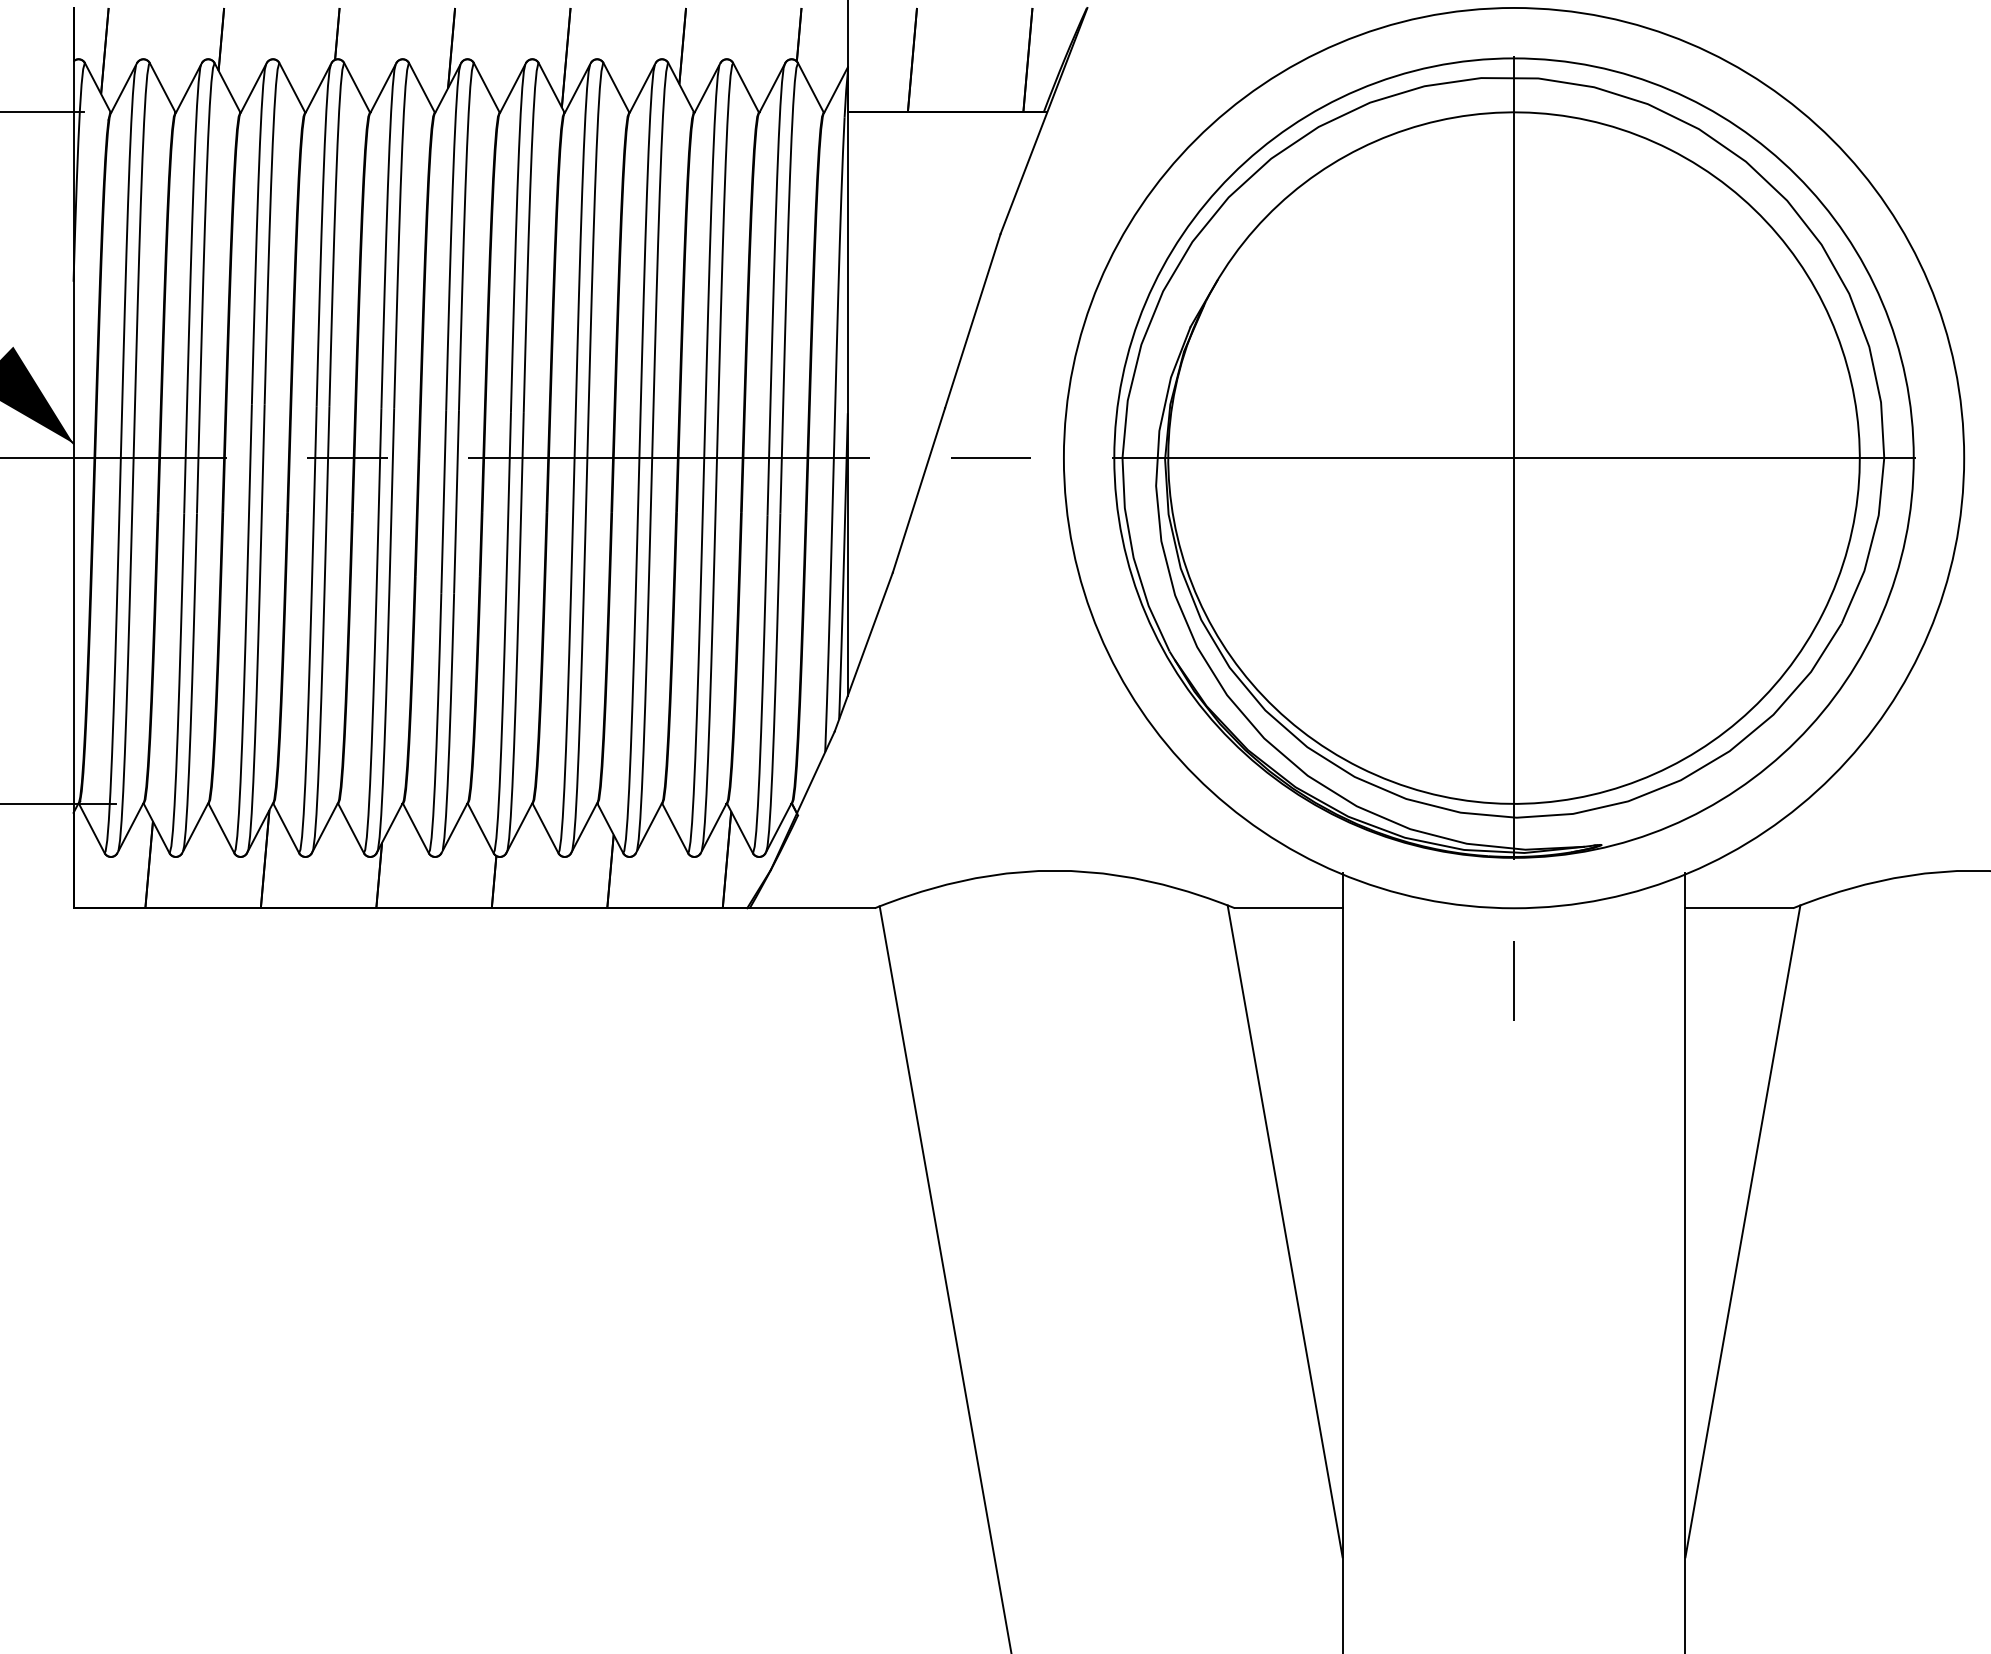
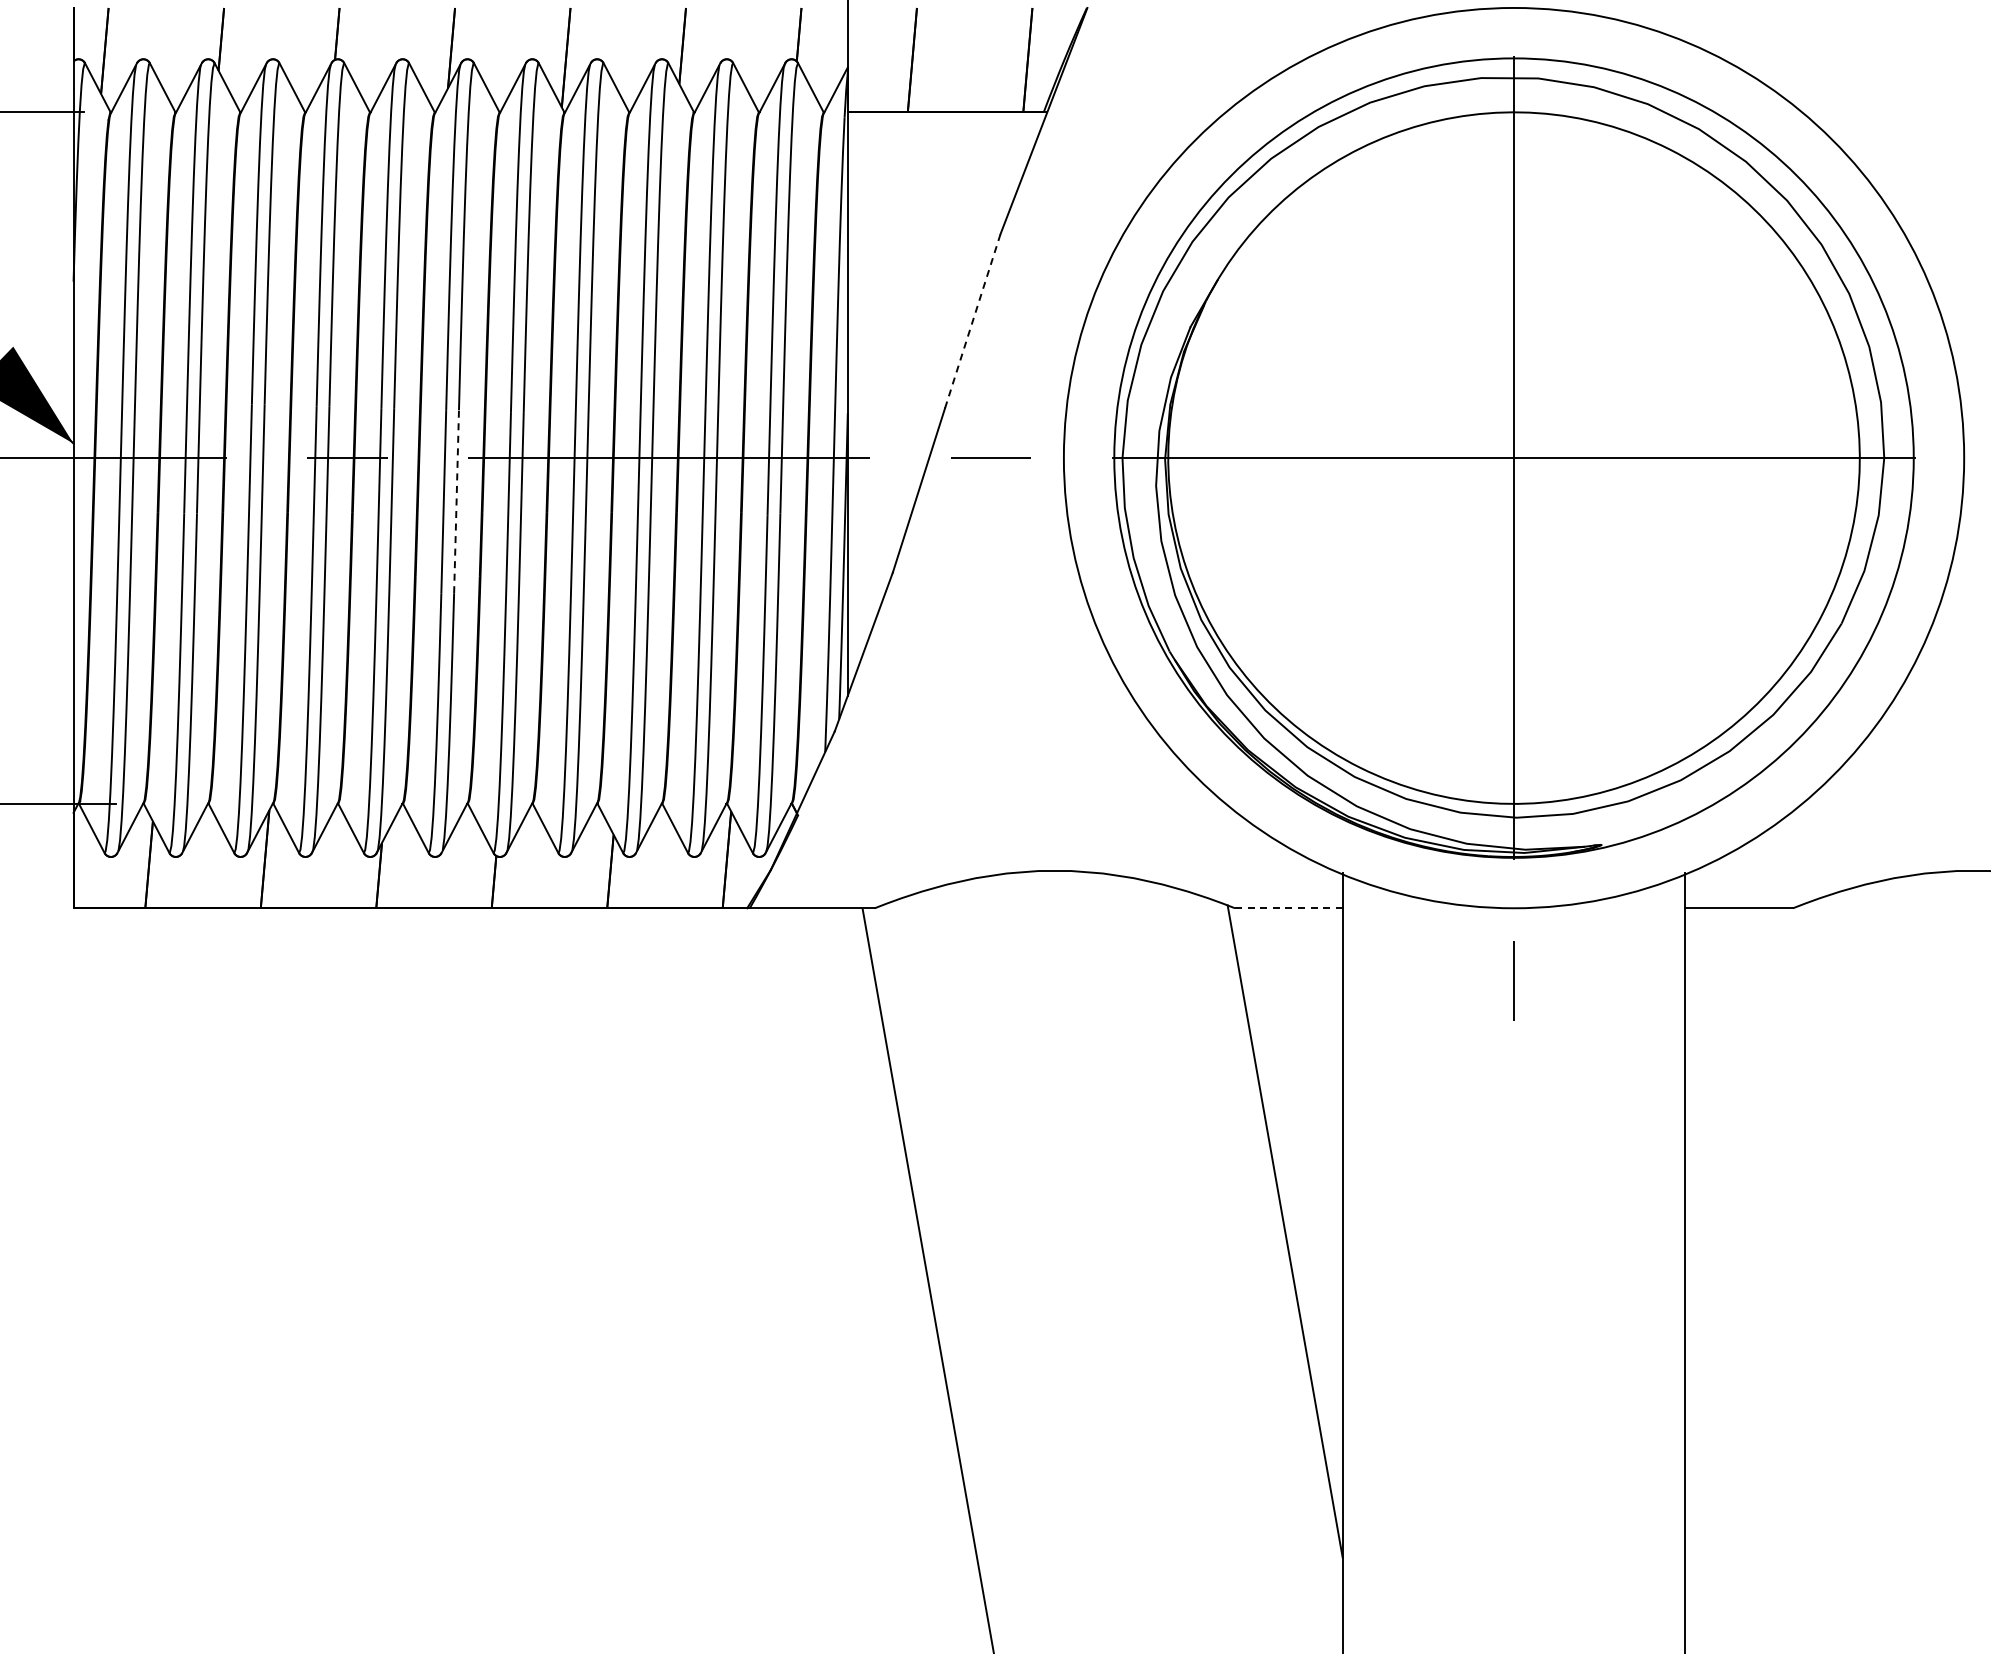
line: solid -> dashed (972, 320)
line: solid -> dashed (456, 501)
line: solid -> dashed (1288, 908)
line: present -> none (1742, 1231)
line position: (944, 1278) -> (927, 1279) (927, 1279)
